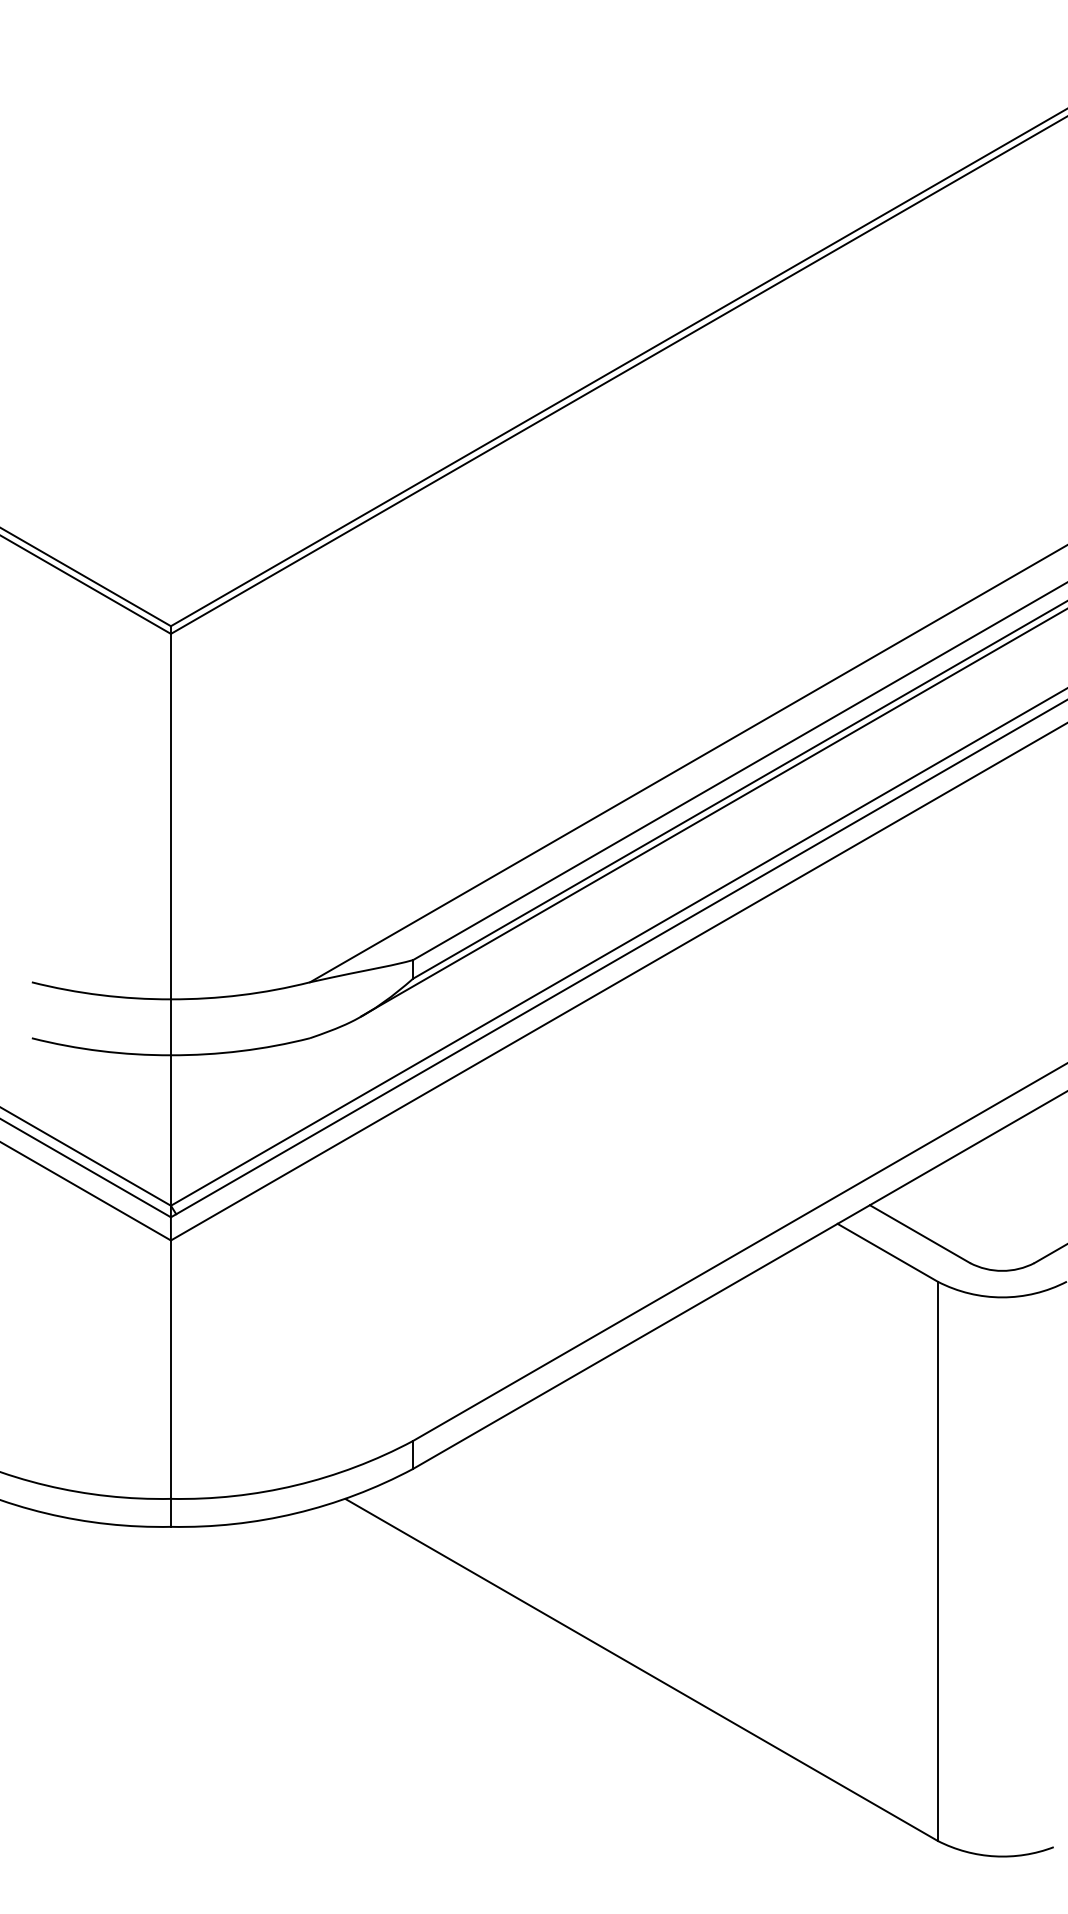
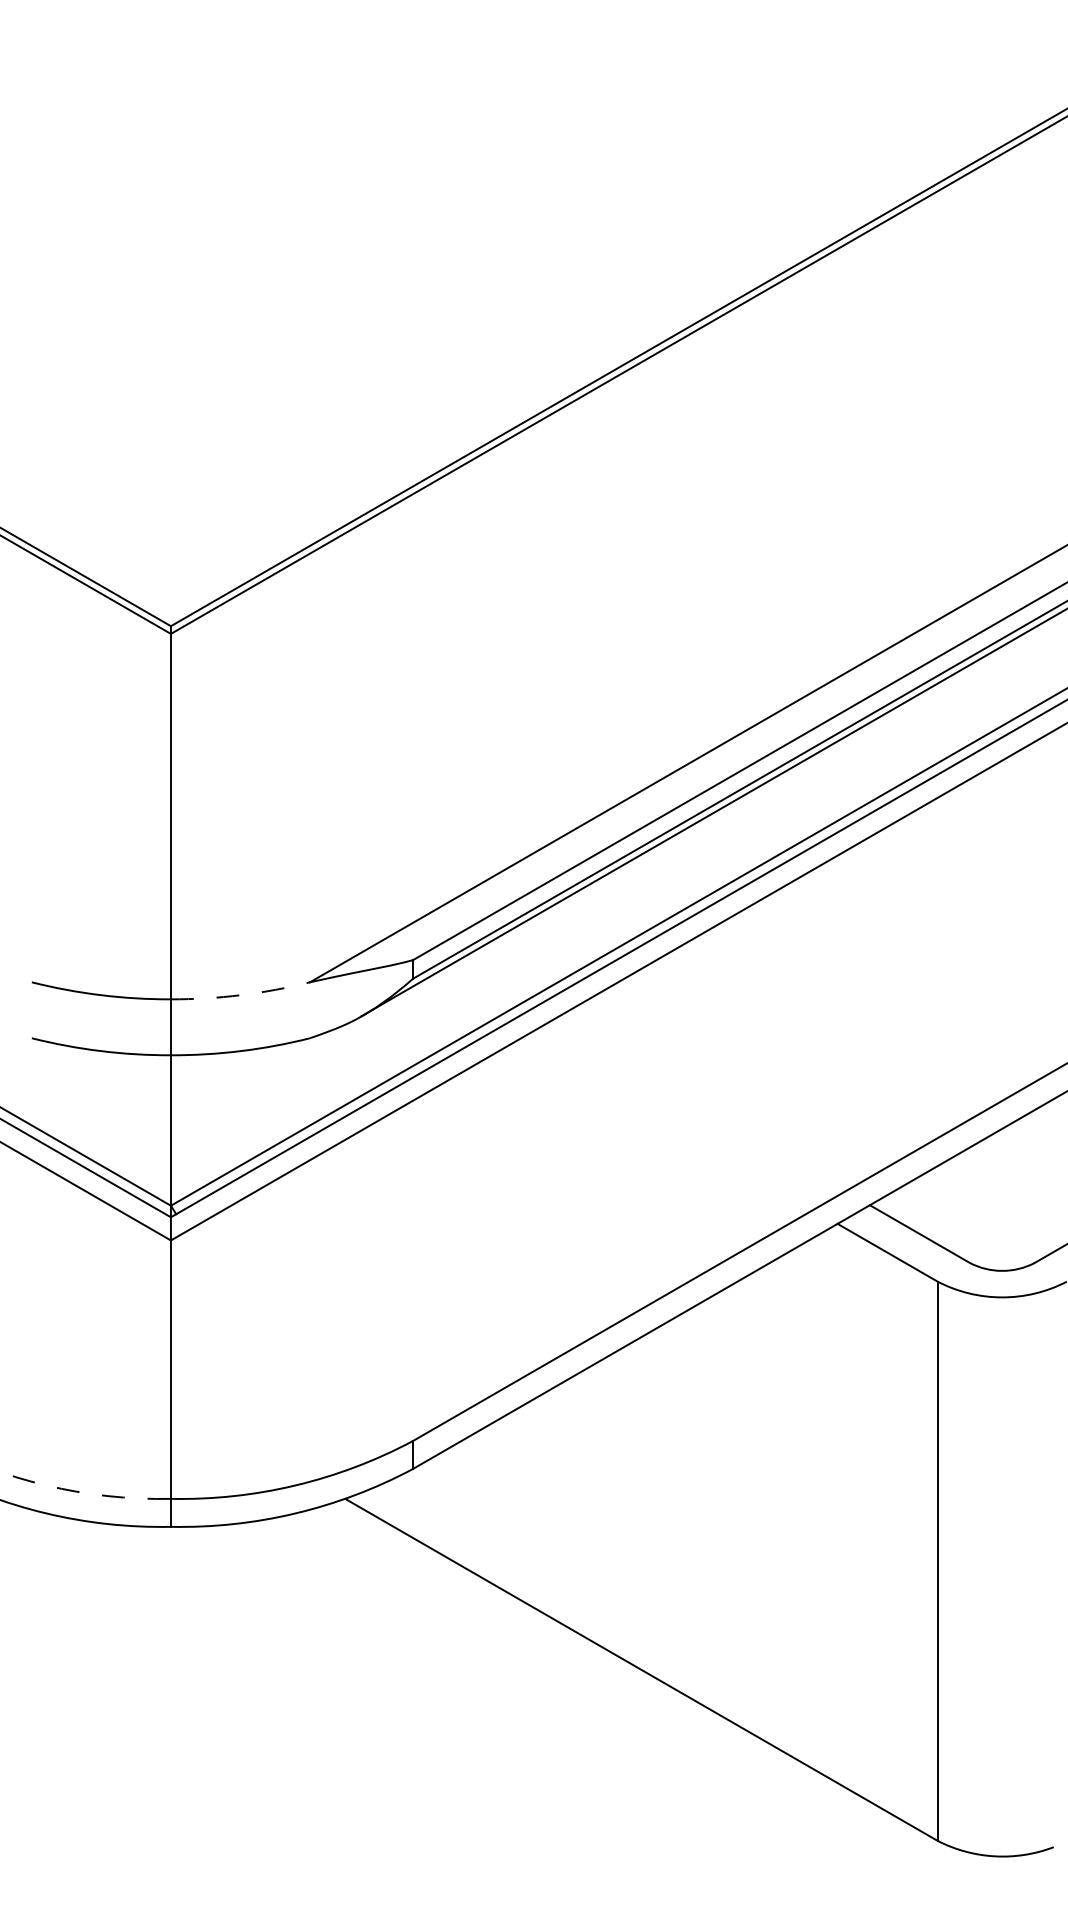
arc: solid -> dashed (241, 995)
arc: solid -> dashed (83, 1492)
